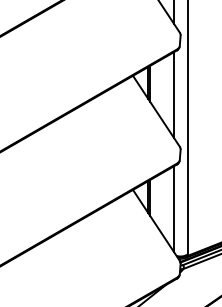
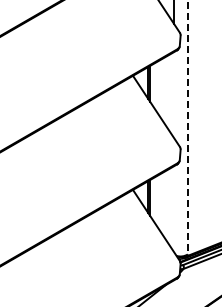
line: present -> none (174, 95)
line: solid -> dashed (187, 127)
line: present -> none (174, 209)
